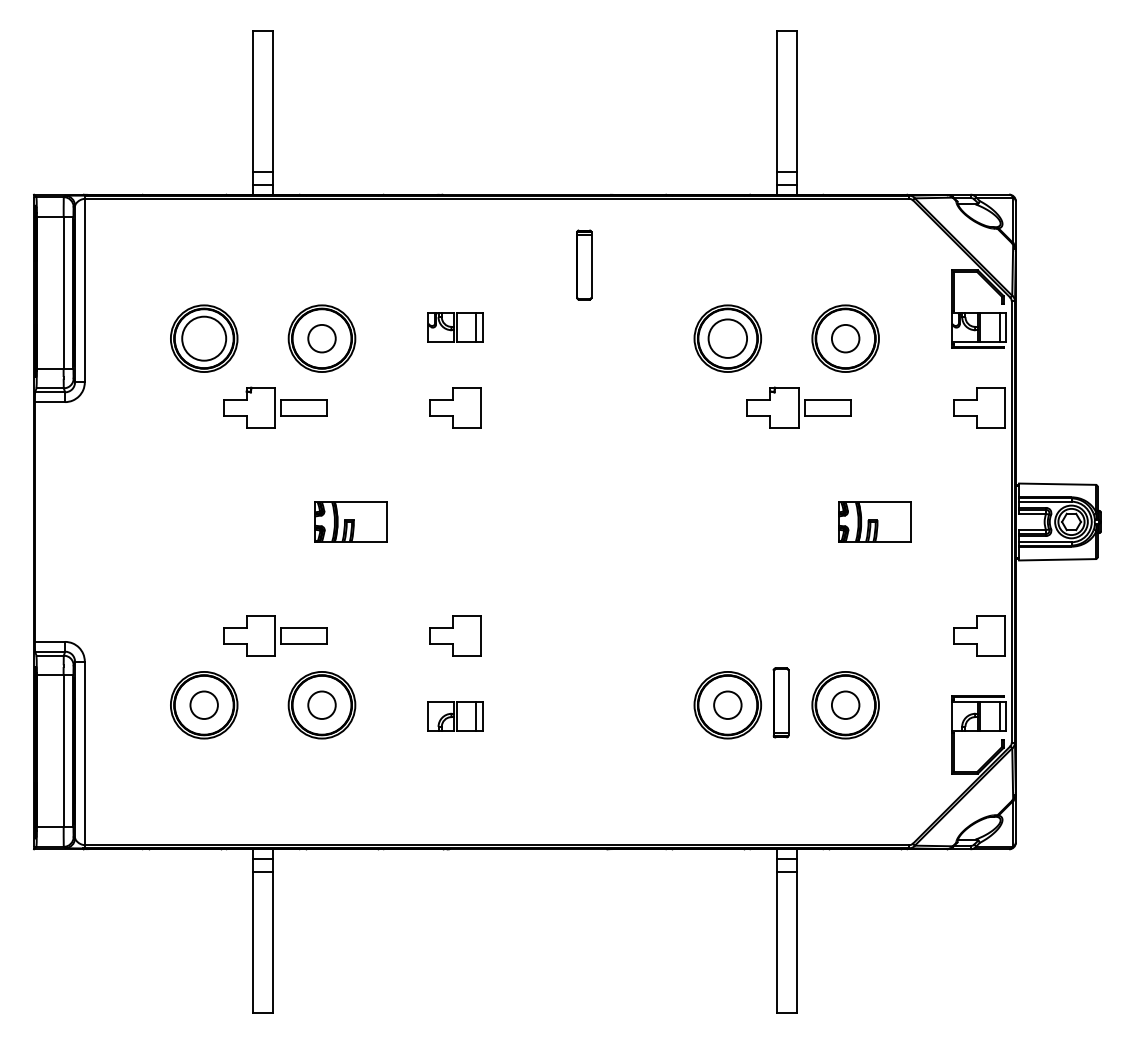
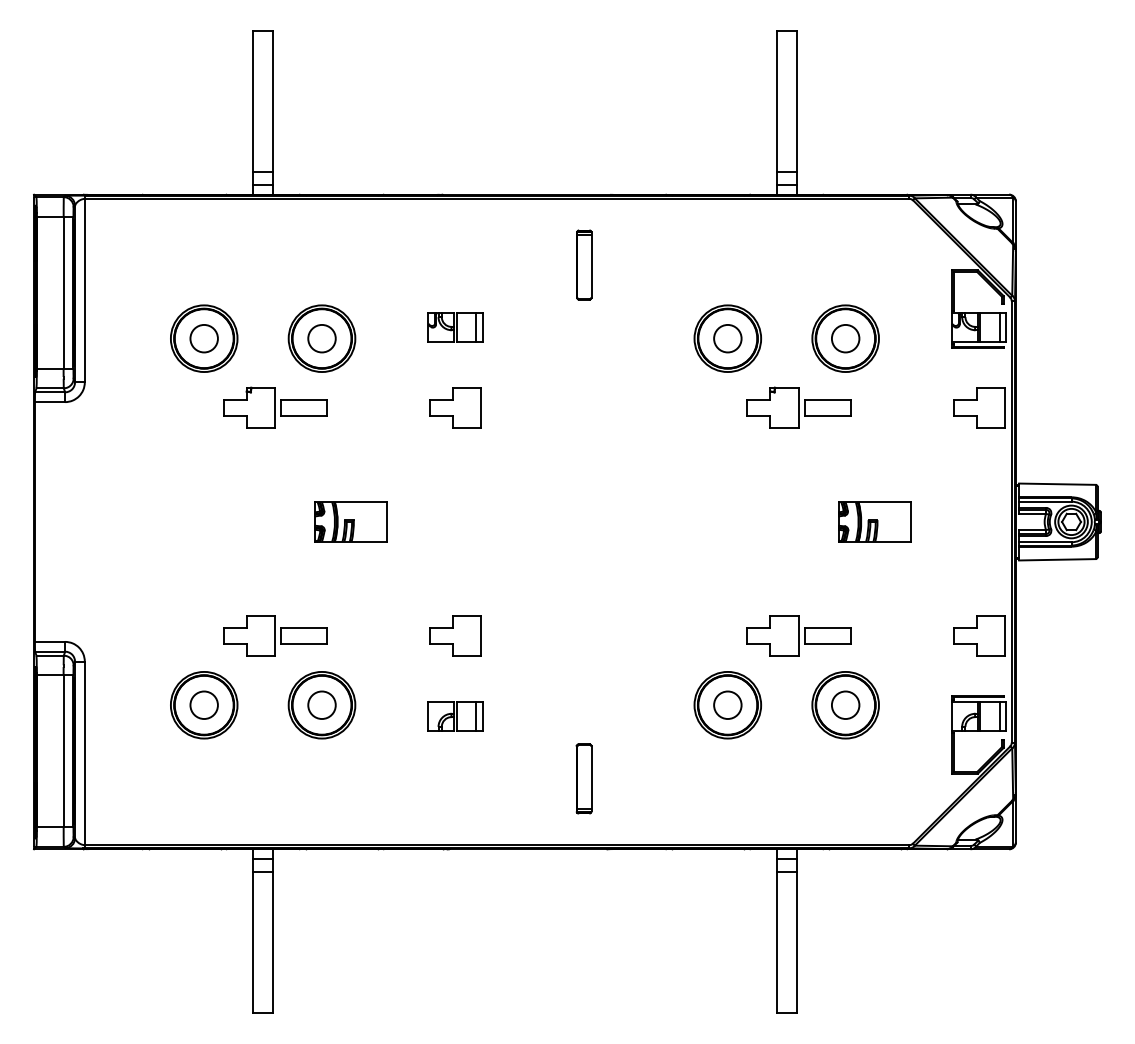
circle diameter: 44 px -> 27 px (203, 338)
circle diameter: 38 px -> 27 px (727, 338)
part: none -> present (798, 635)
part position: (780, 702) -> (583, 778) (583, 778)
